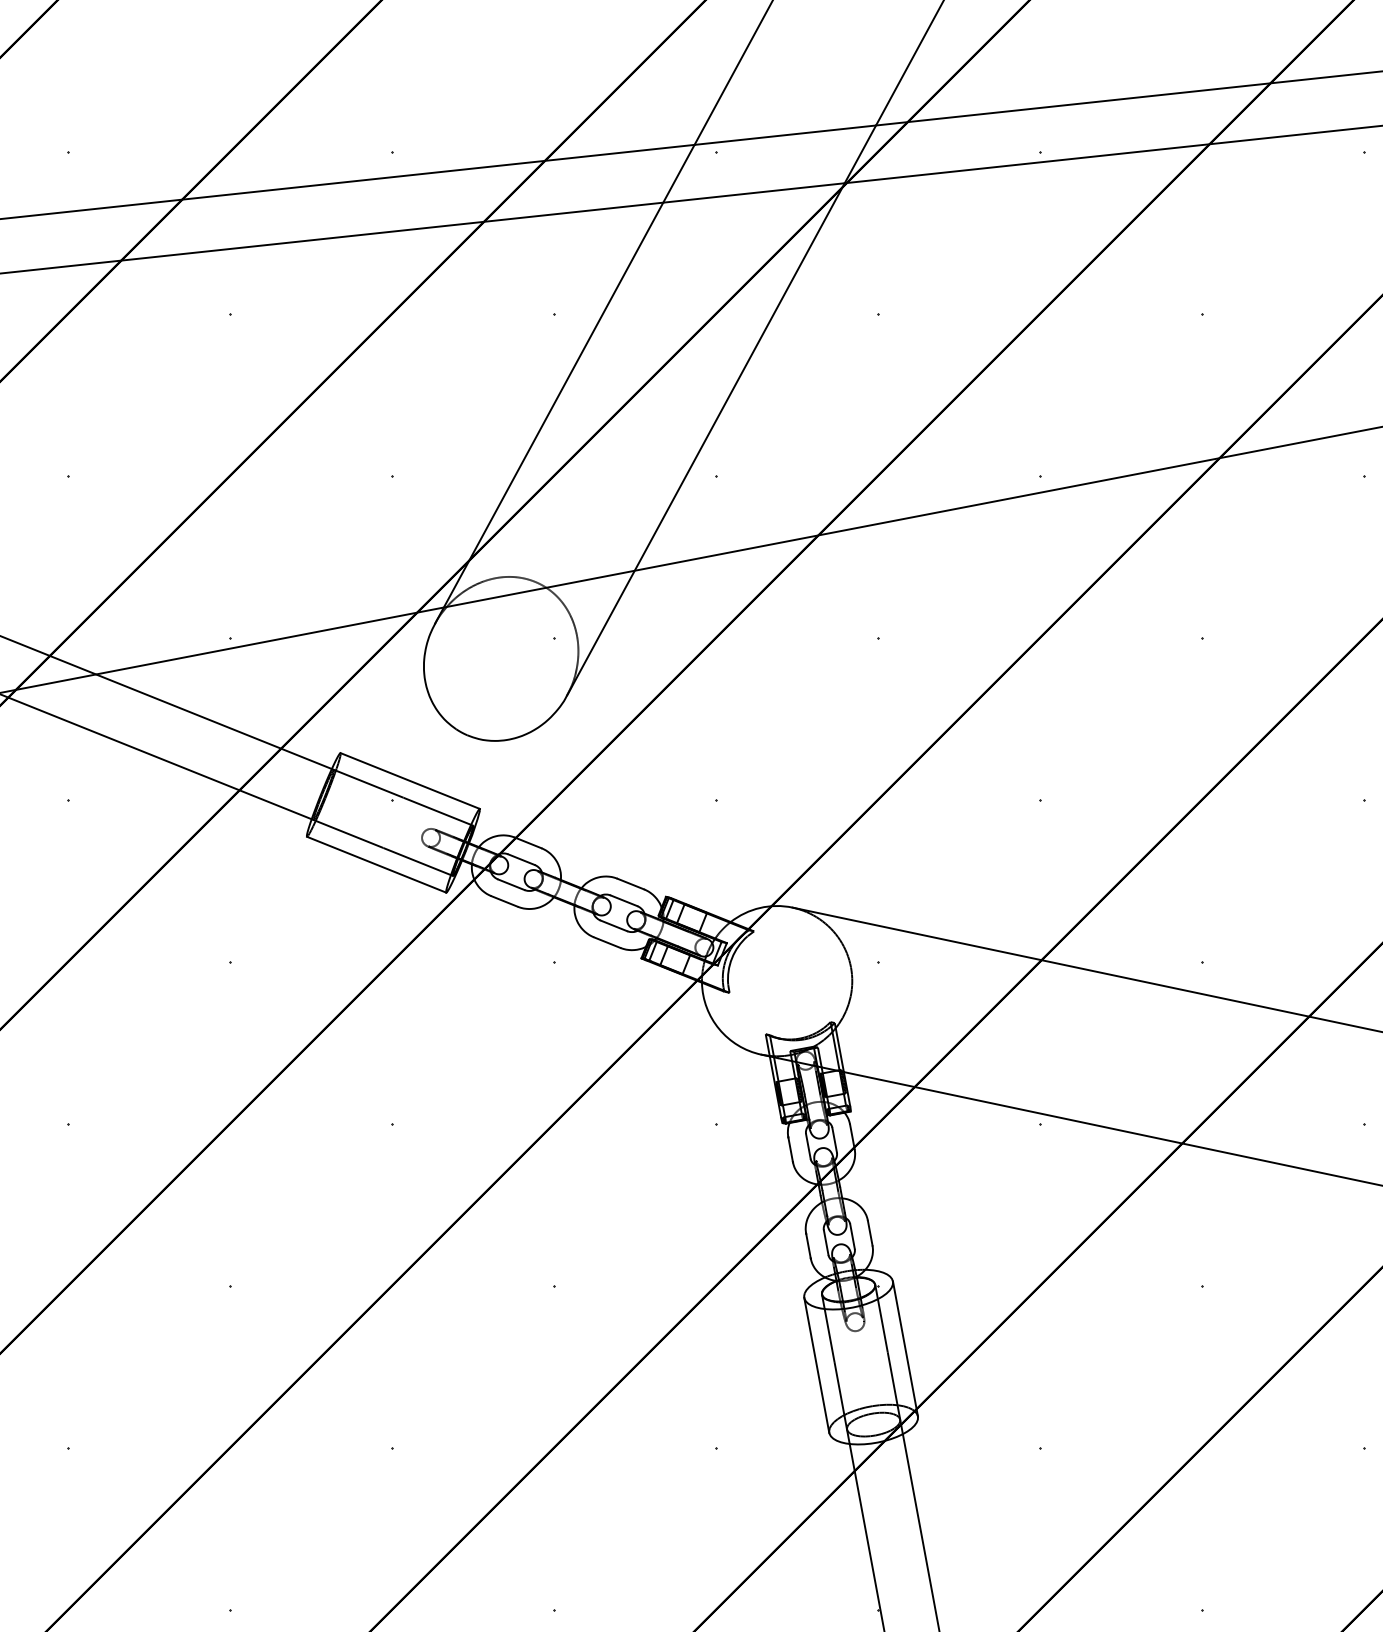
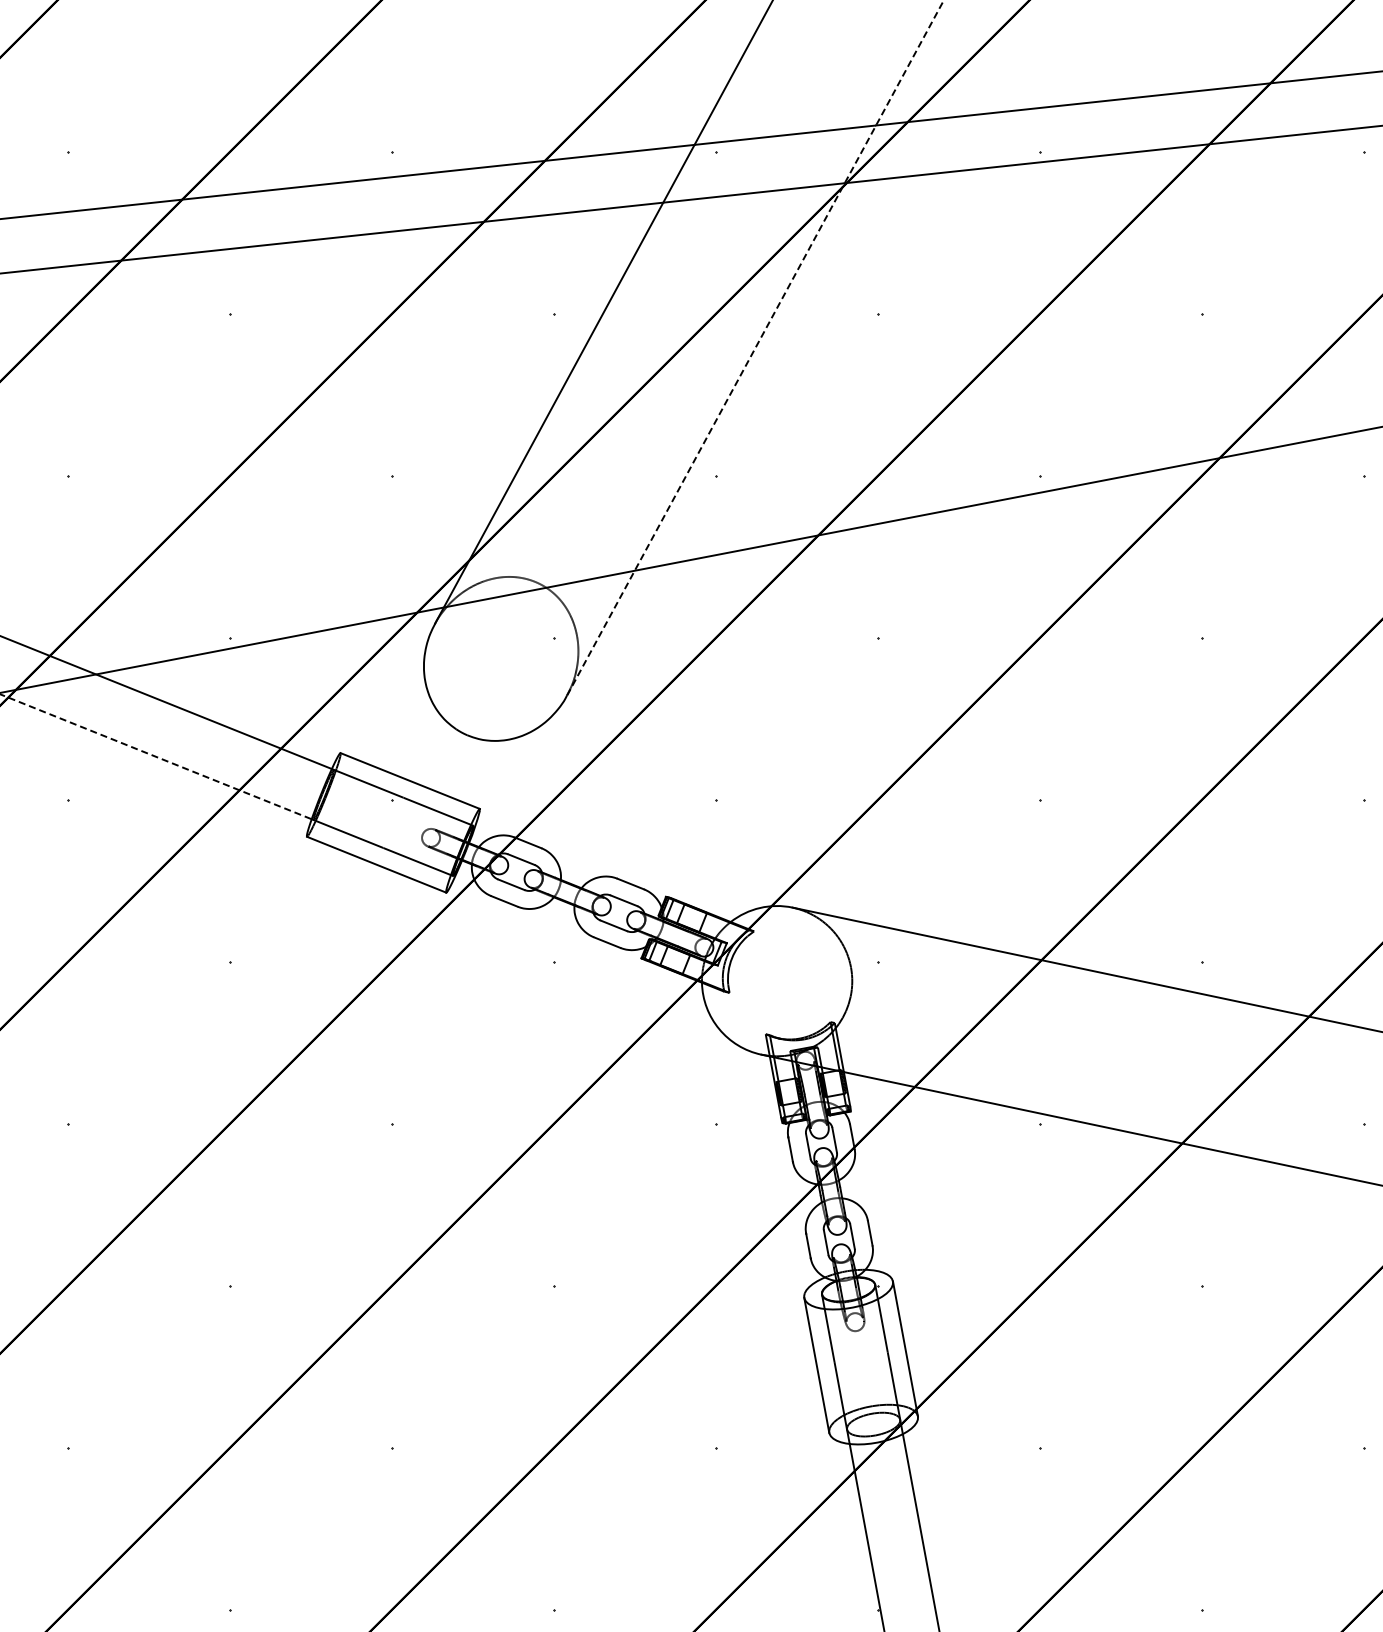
line: solid -> dashed (755, 347)
line: solid -> dashed (155, 756)
